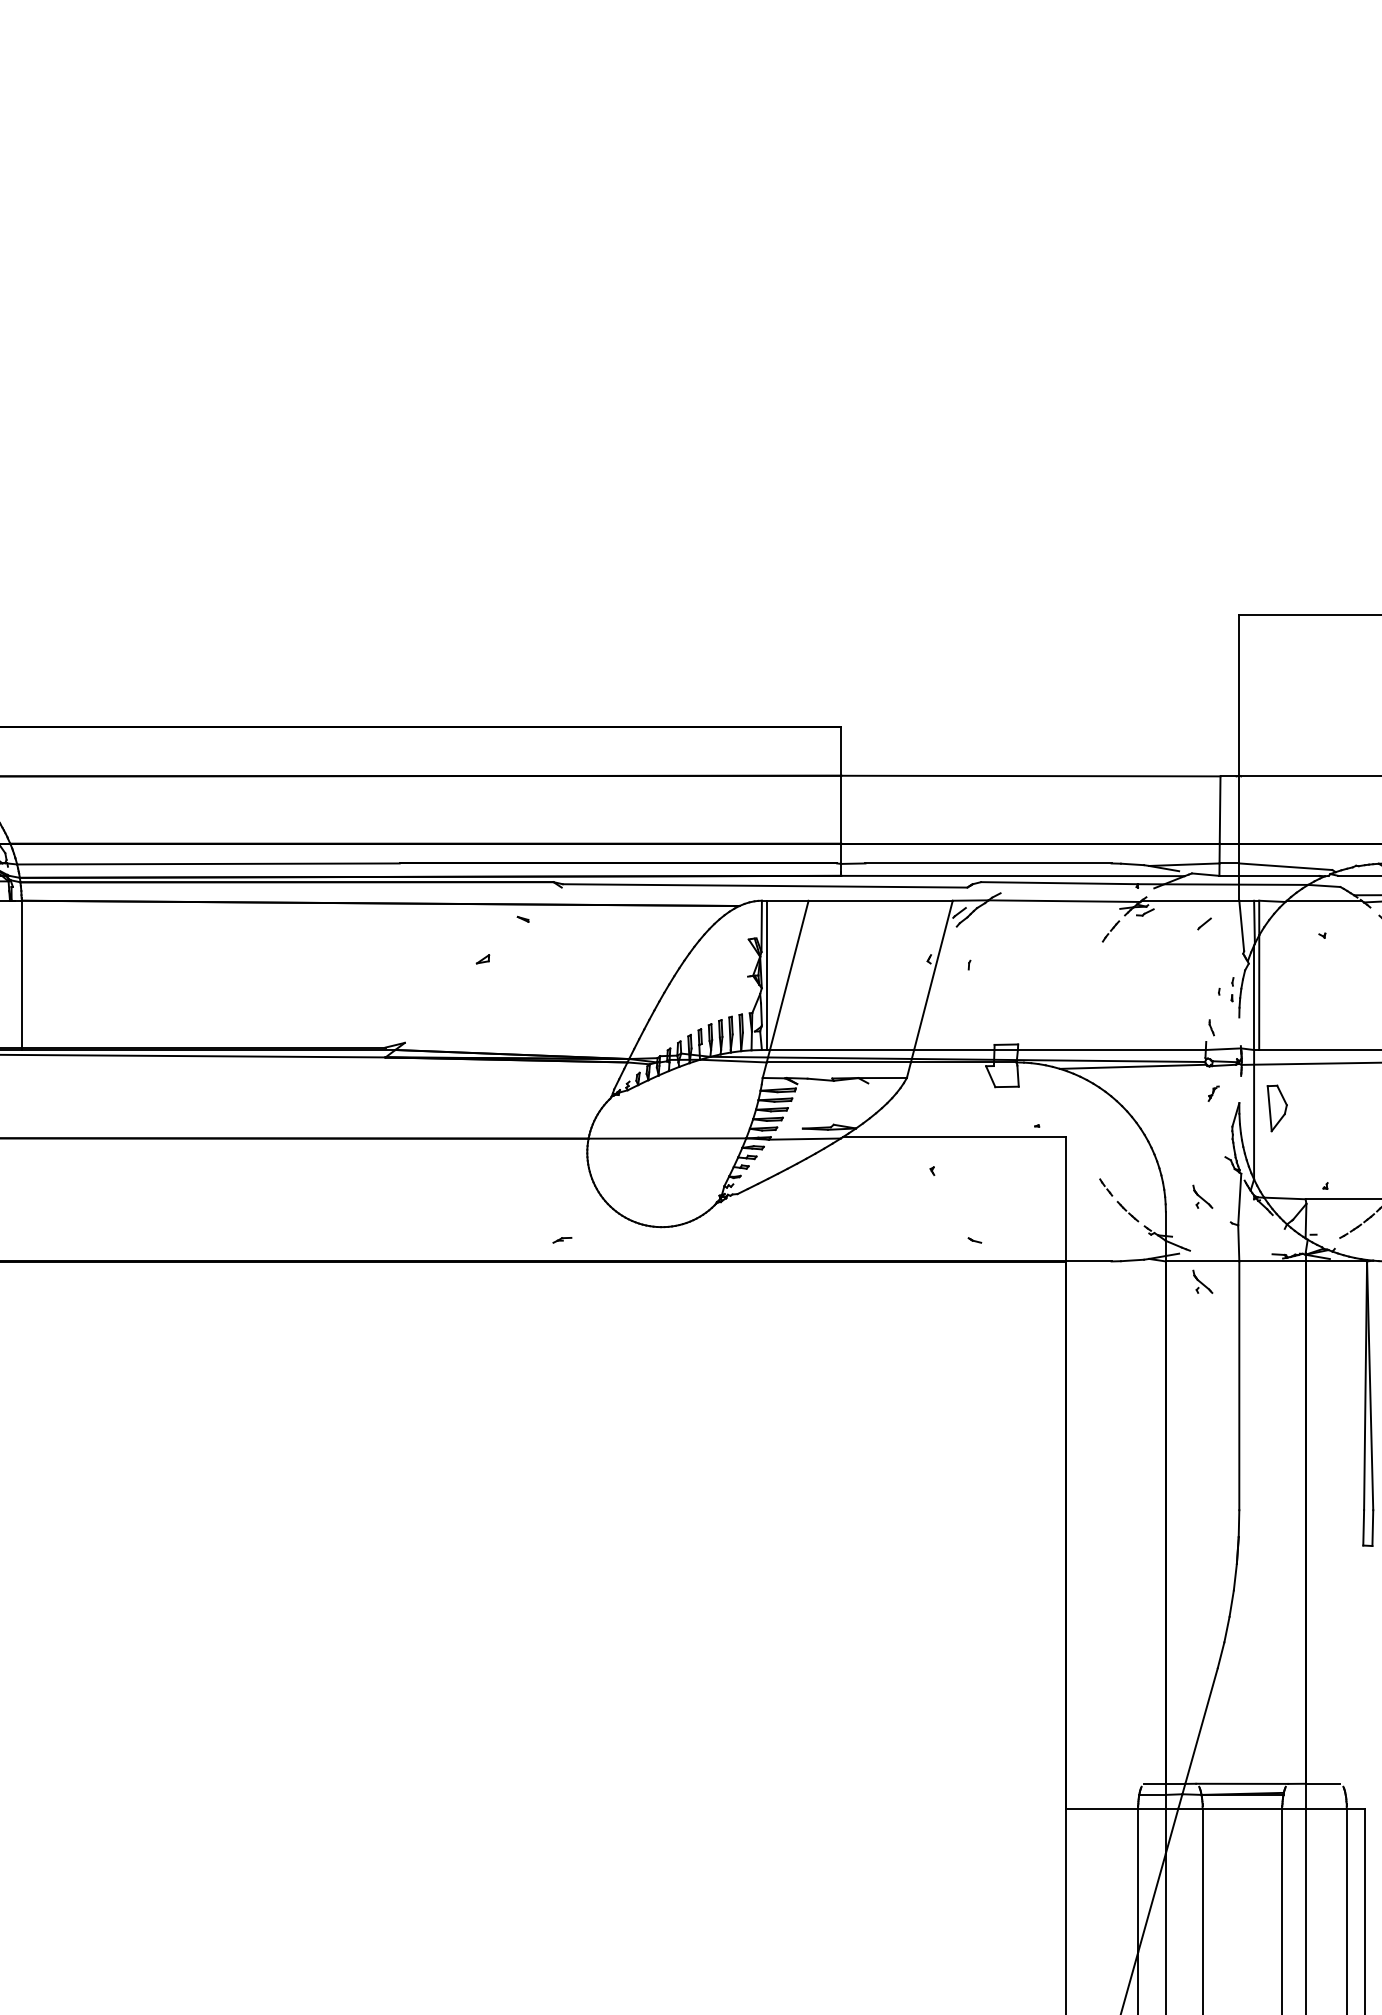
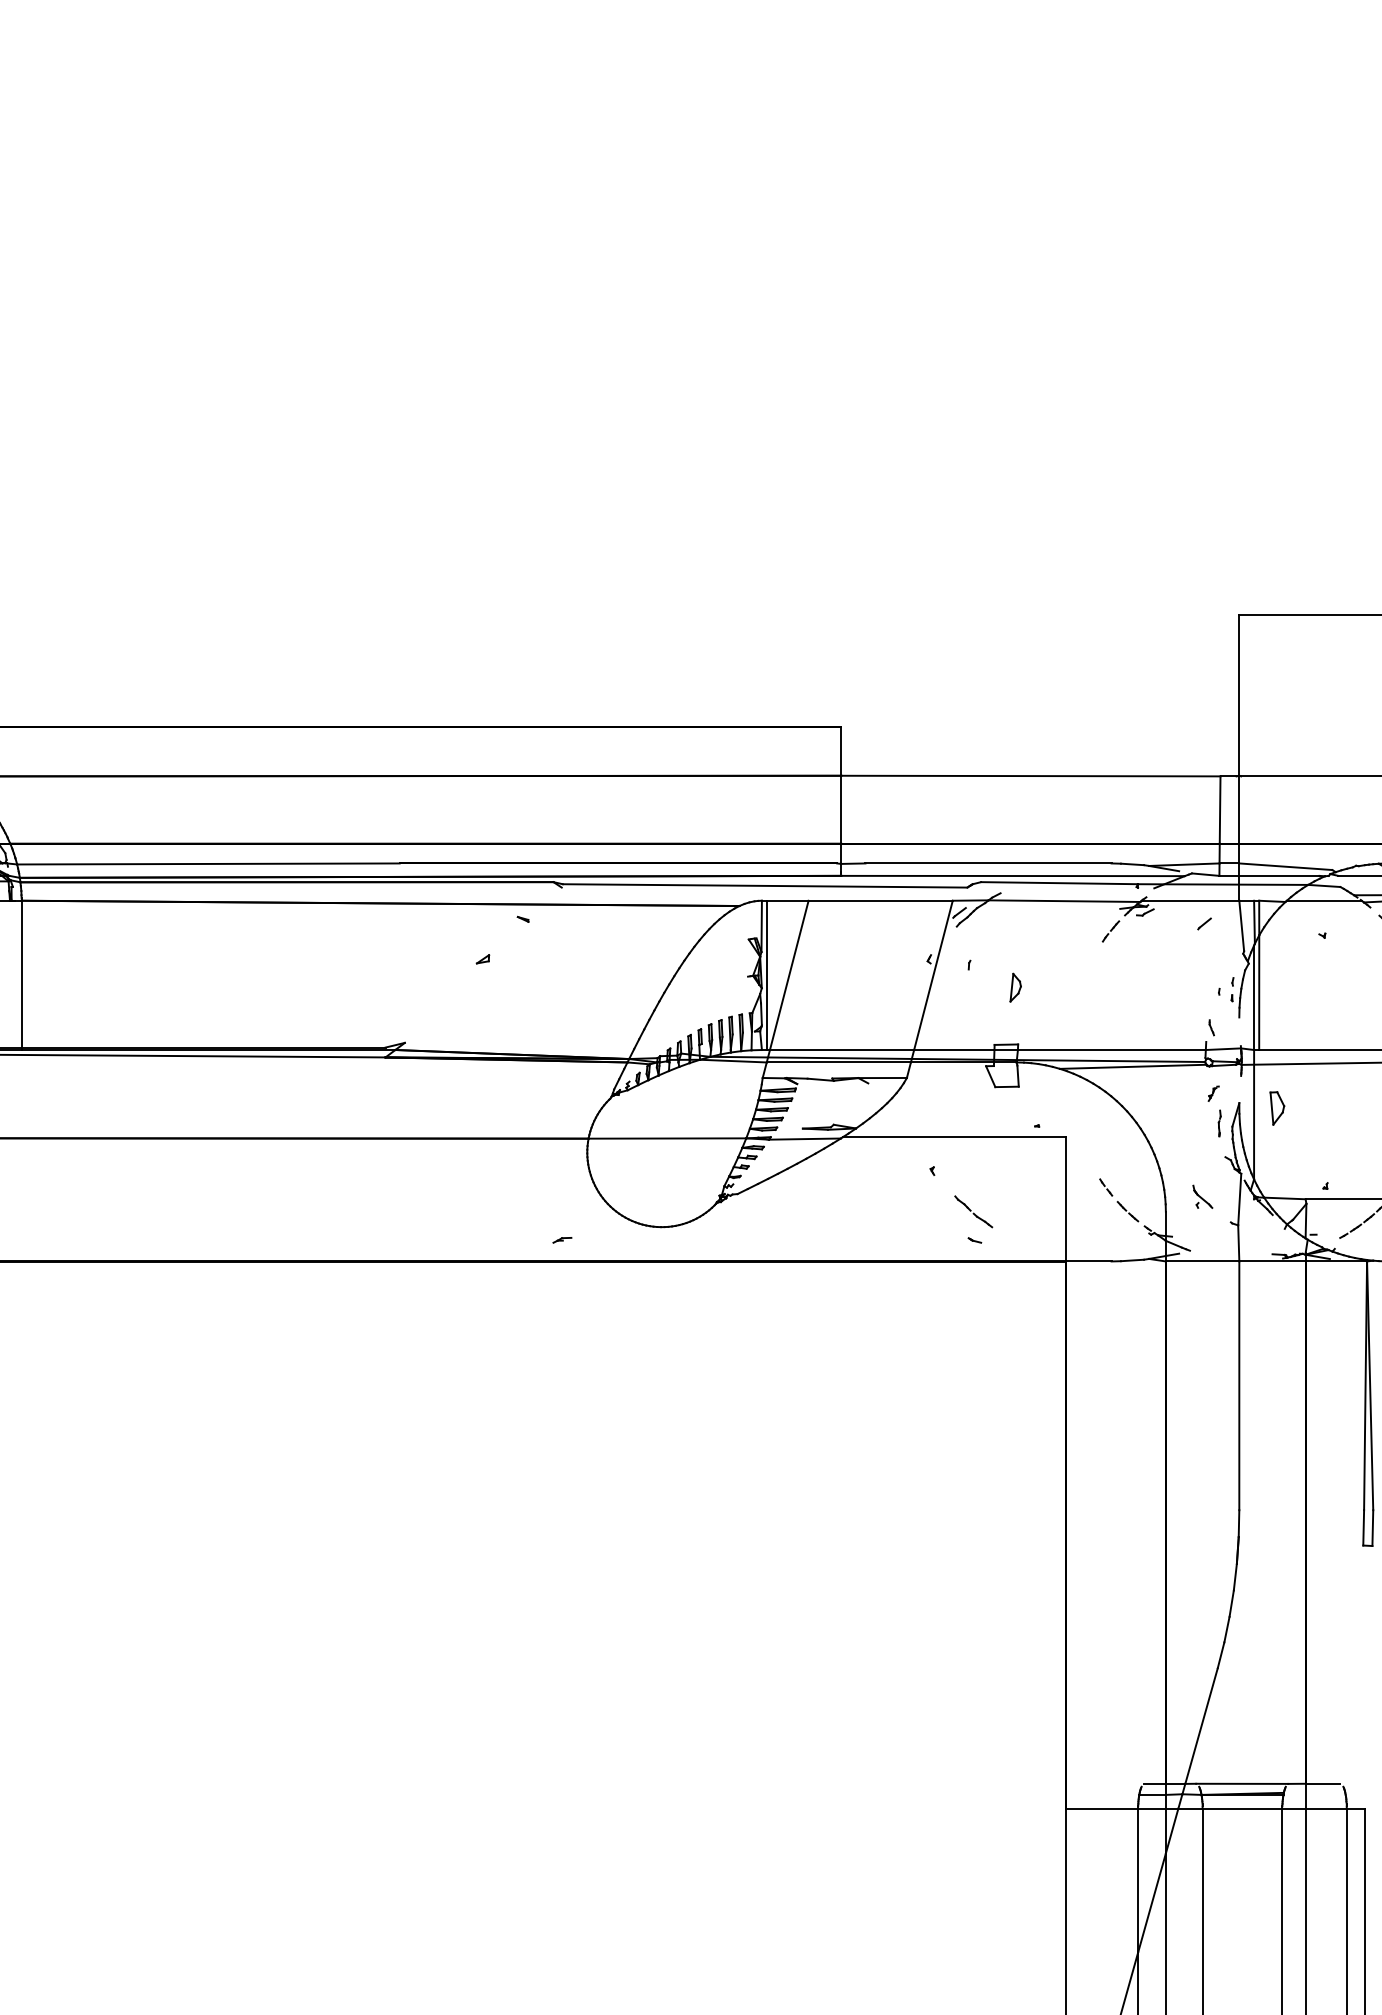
part: none -> present (1015, 987)
part size: 22x49 px -> 17x35 px (1277, 1108)
part: none -> present (1219, 1123)
part: none -> present (973, 1211)
part: present -> none (1202, 1281)
